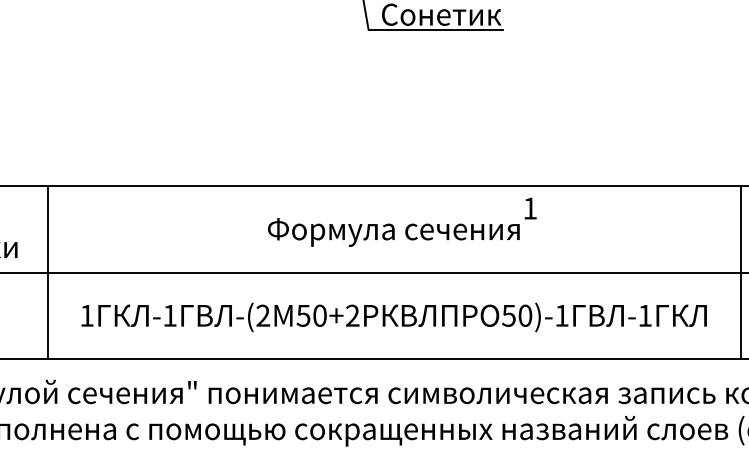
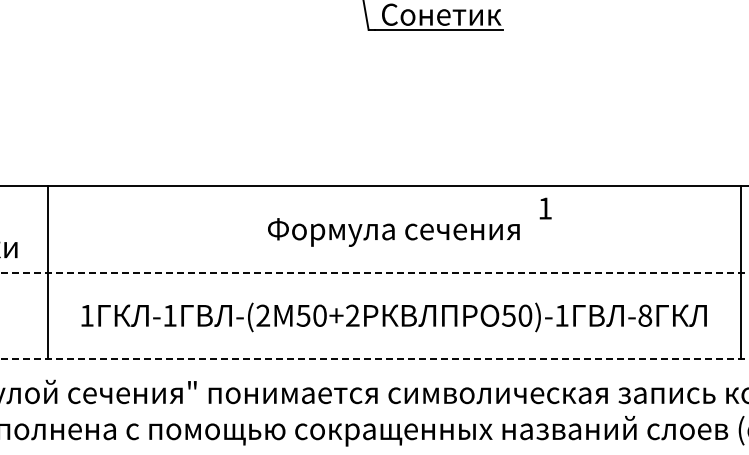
text position: (530, 208) -> (545, 208) (545, 208)
line: solid -> dashed (374, 272)
text: -1 -> -8 (645, 315)
line: solid -> dashed (374, 359)
